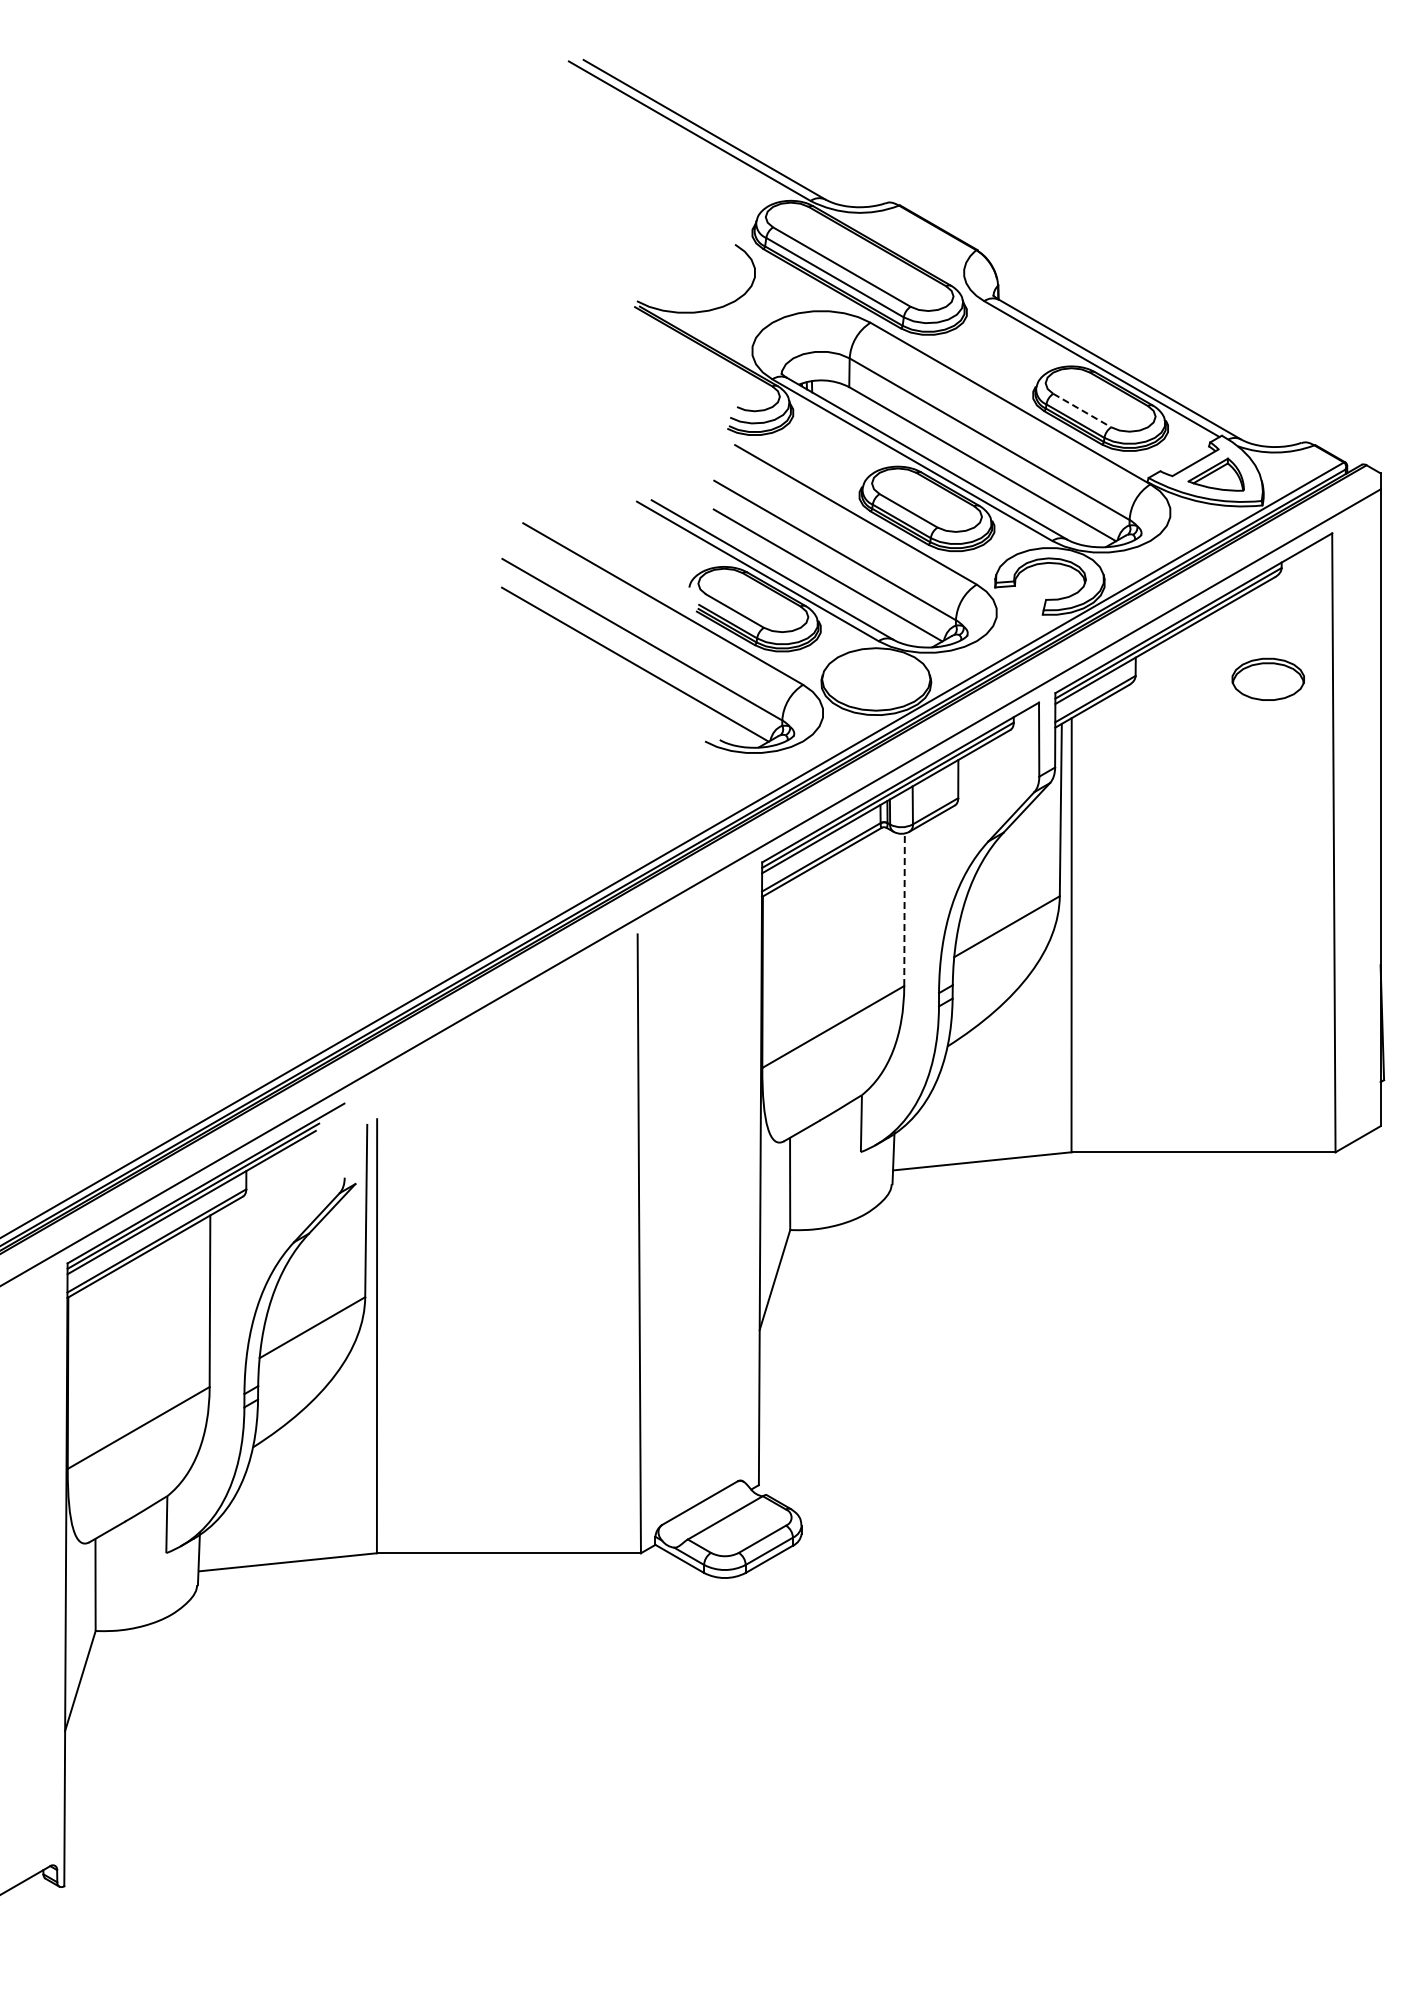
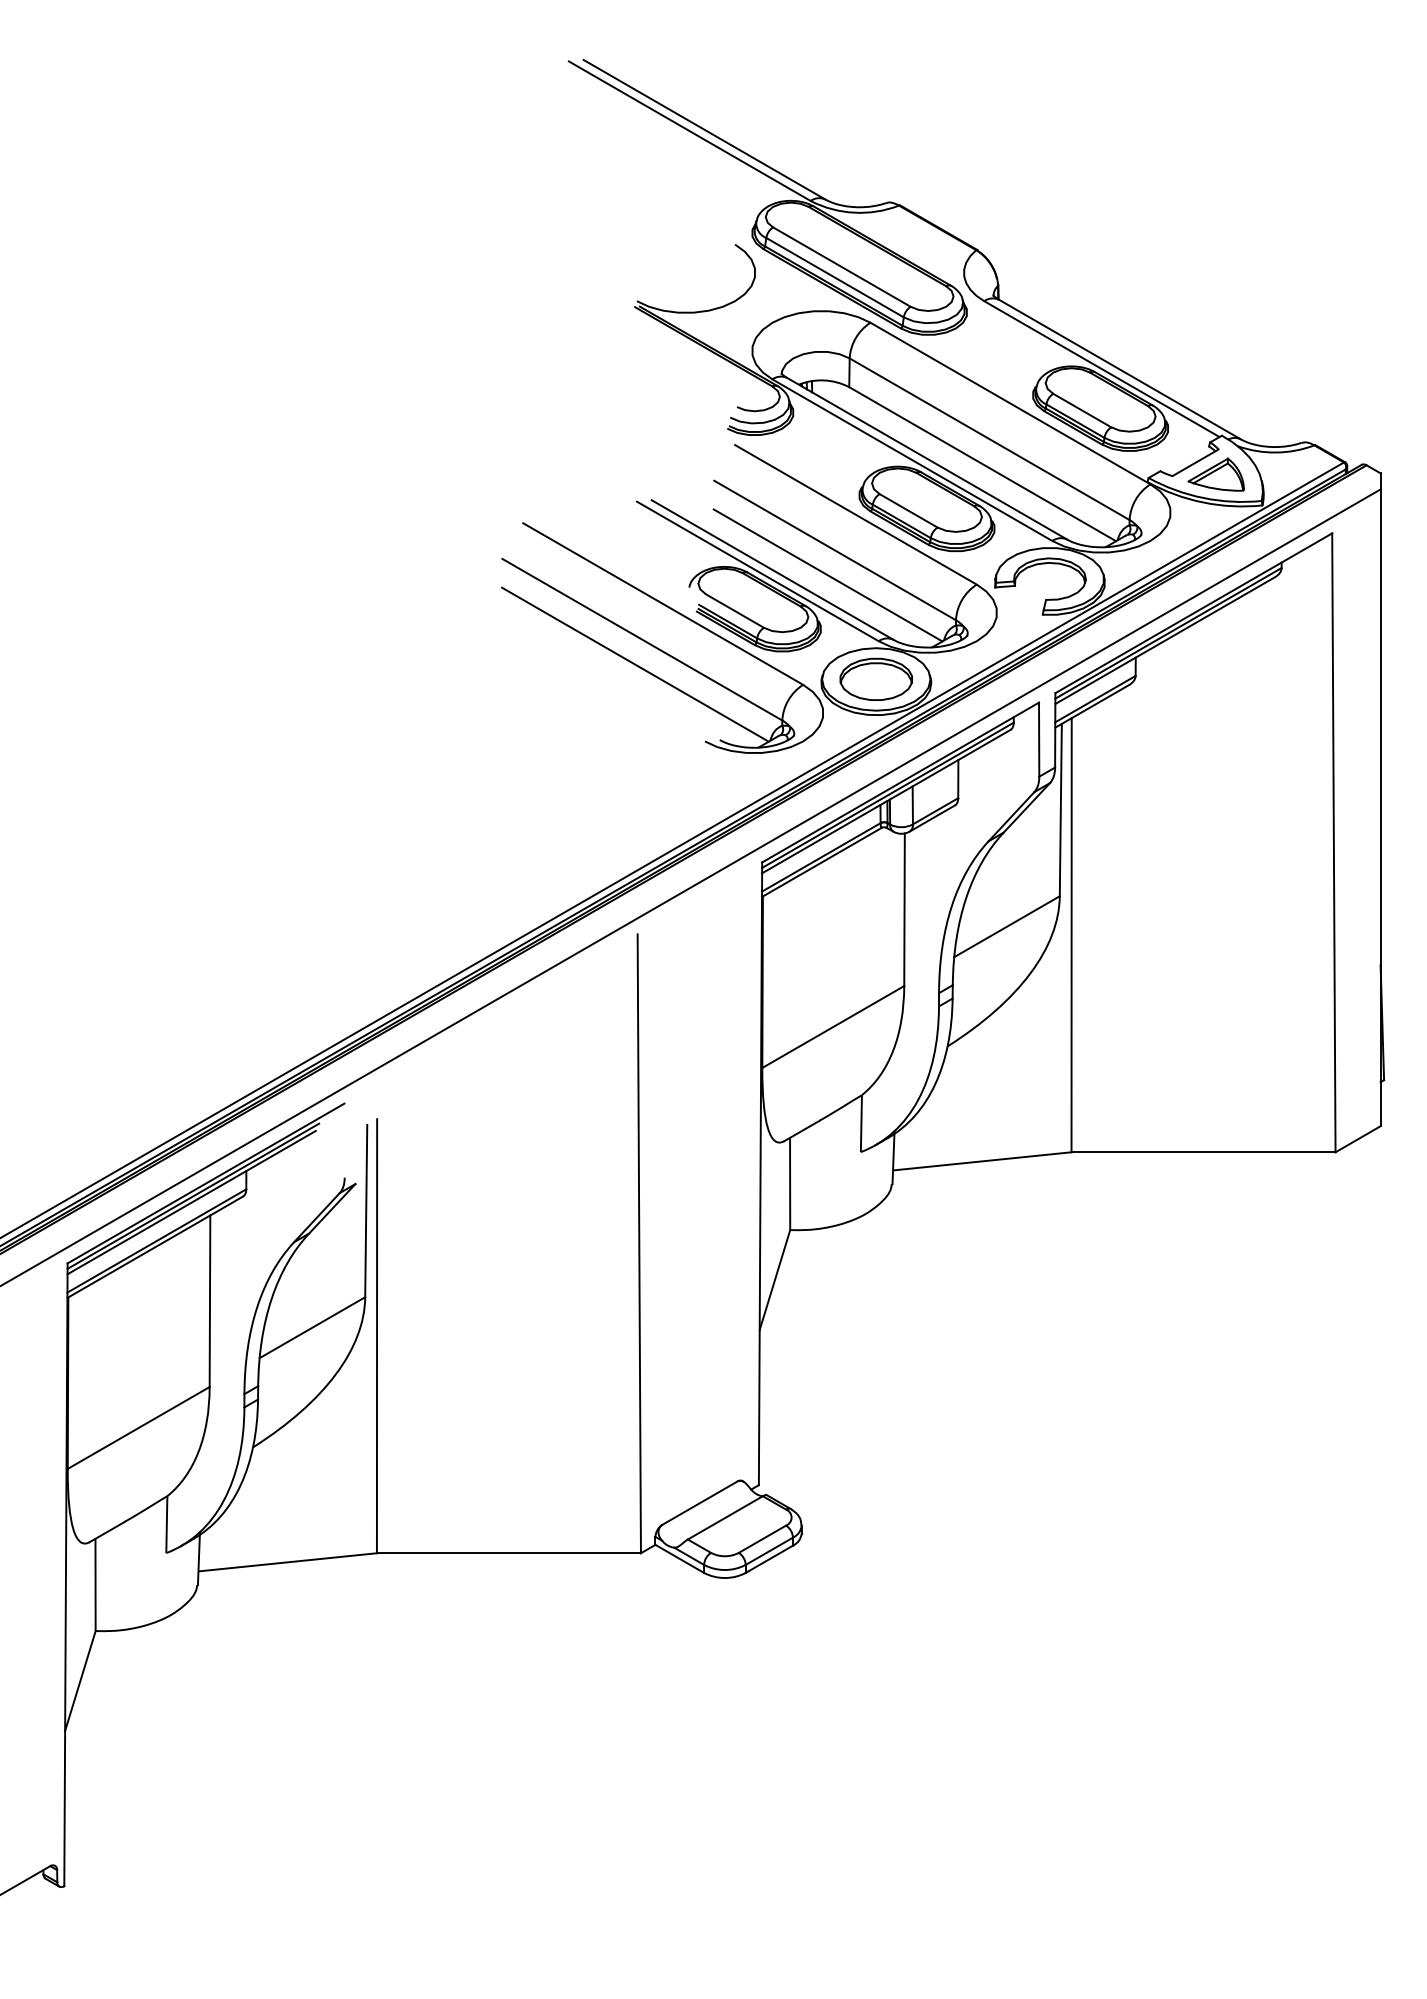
line: dashed -> solid (1082, 410)
part position: (1267, 678) -> (875, 678) (875, 678)
line: dashed -> solid (904, 909)
